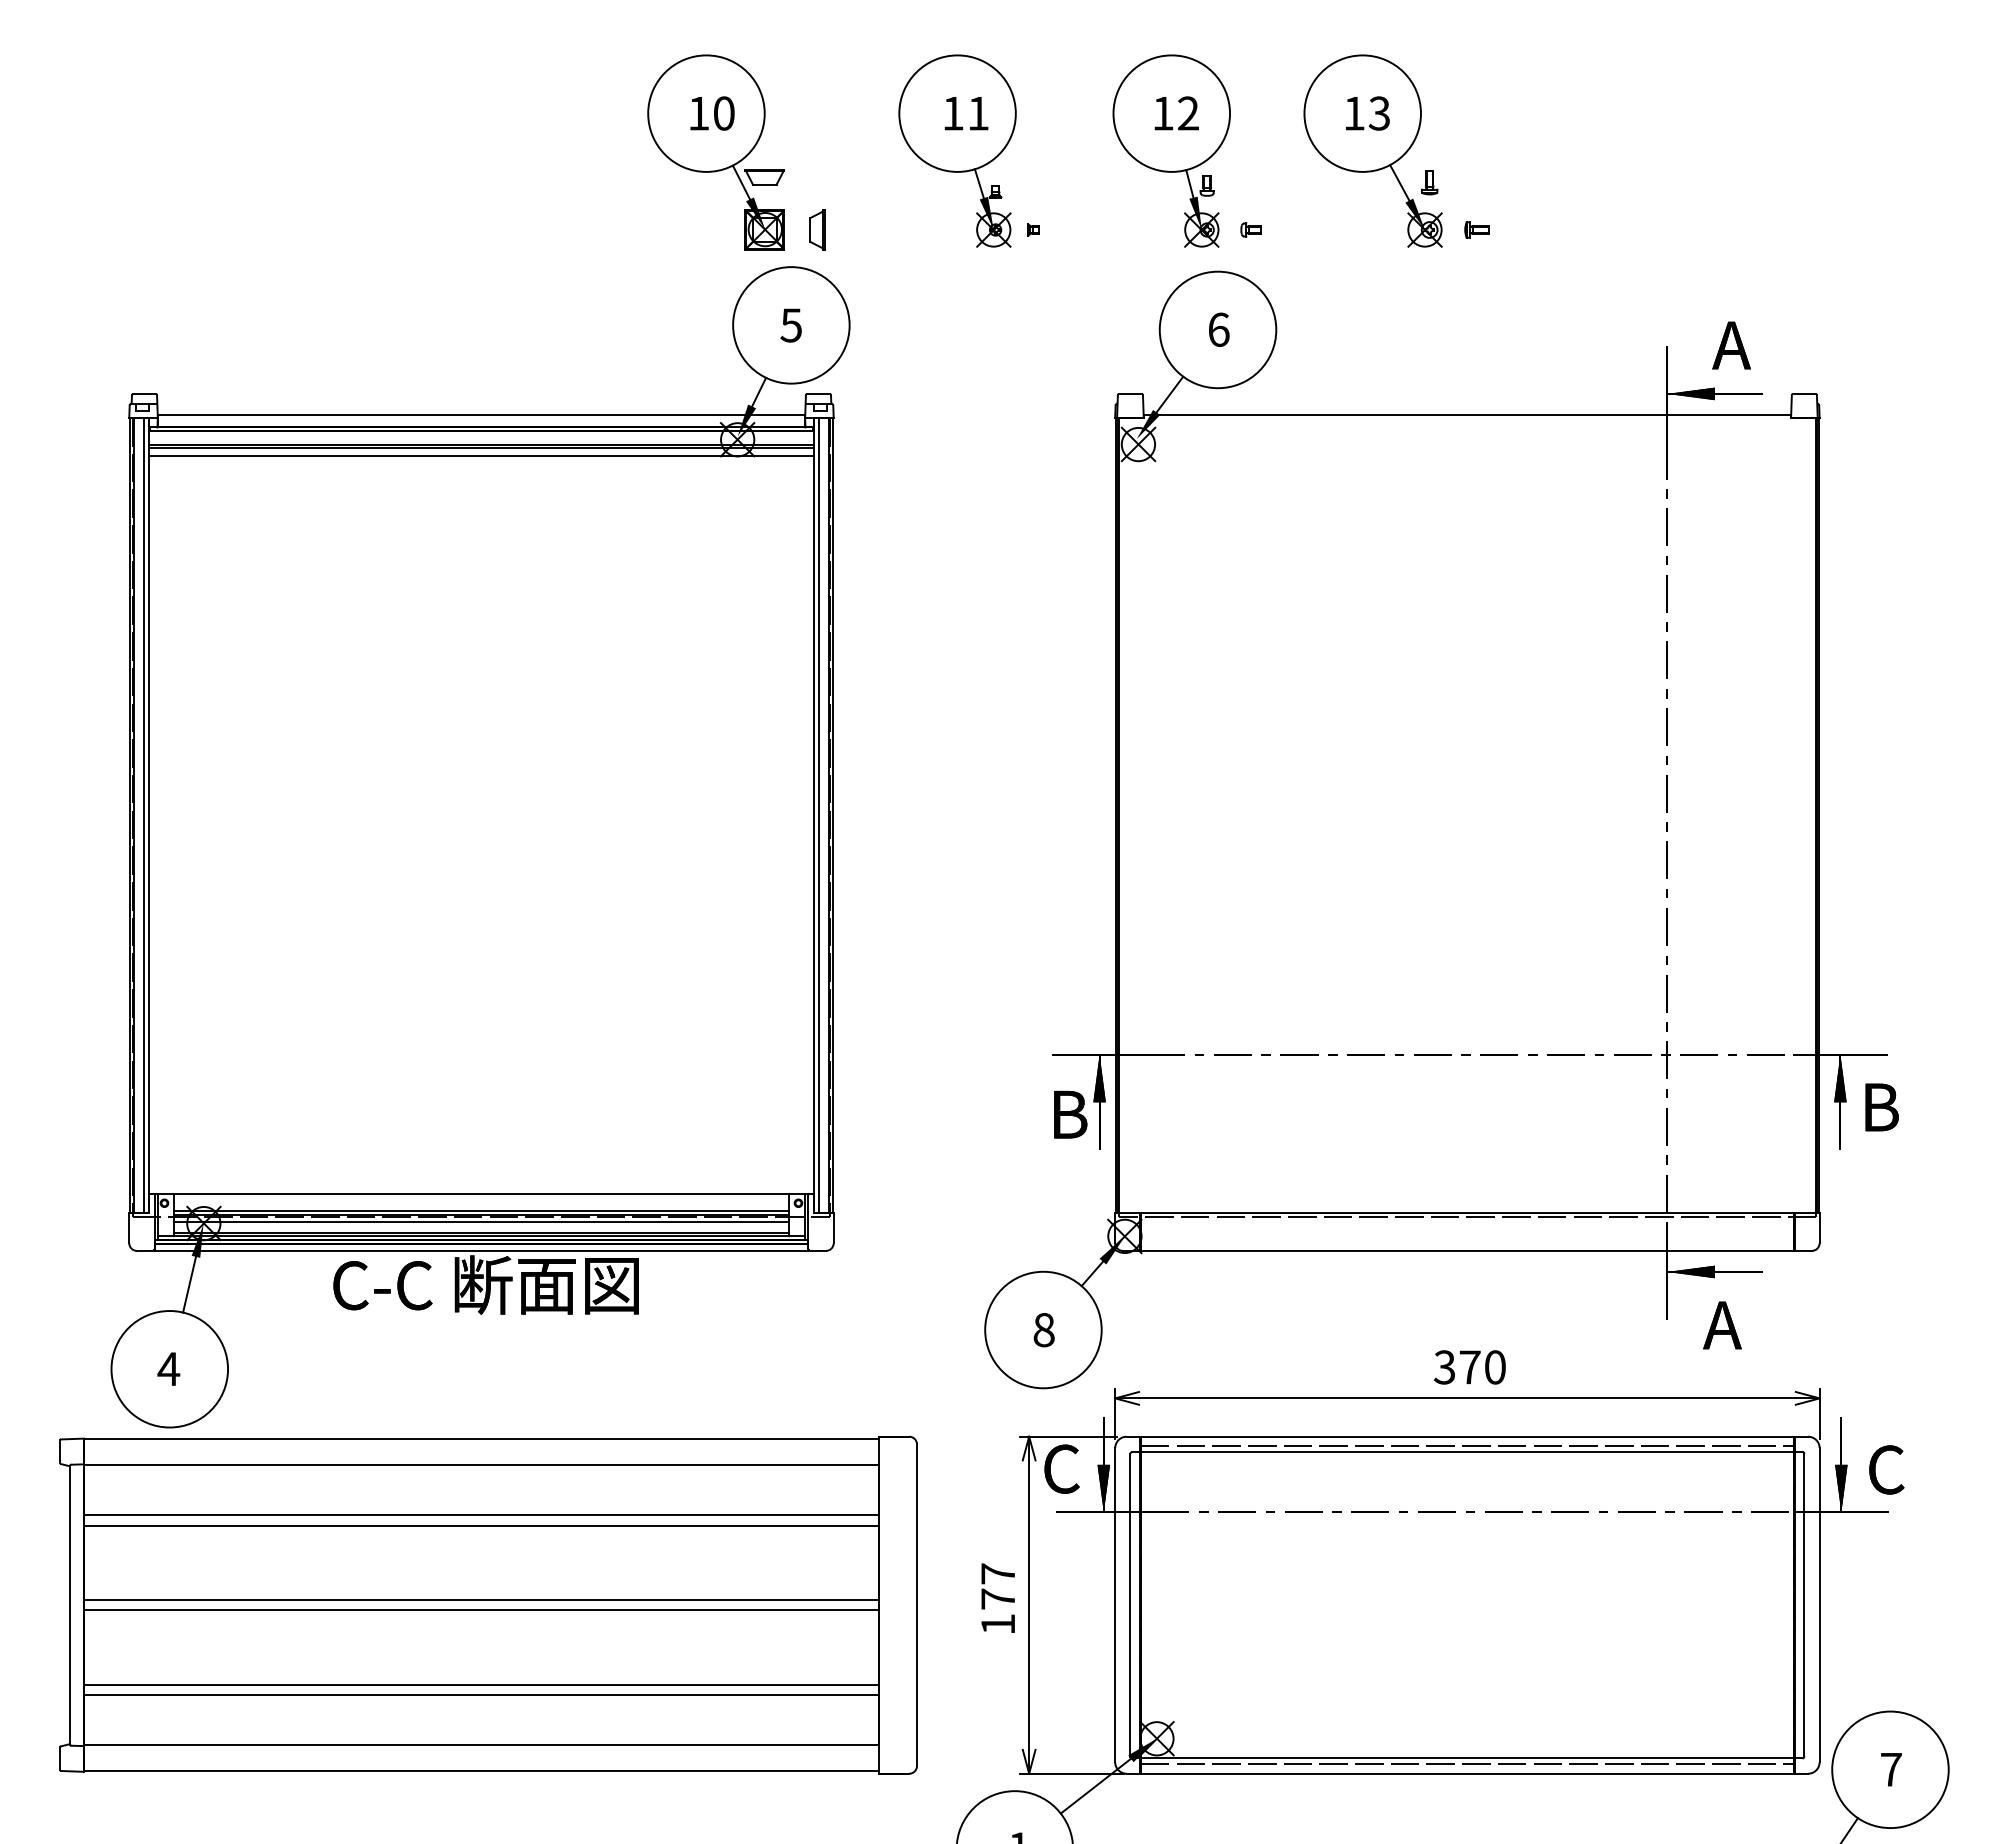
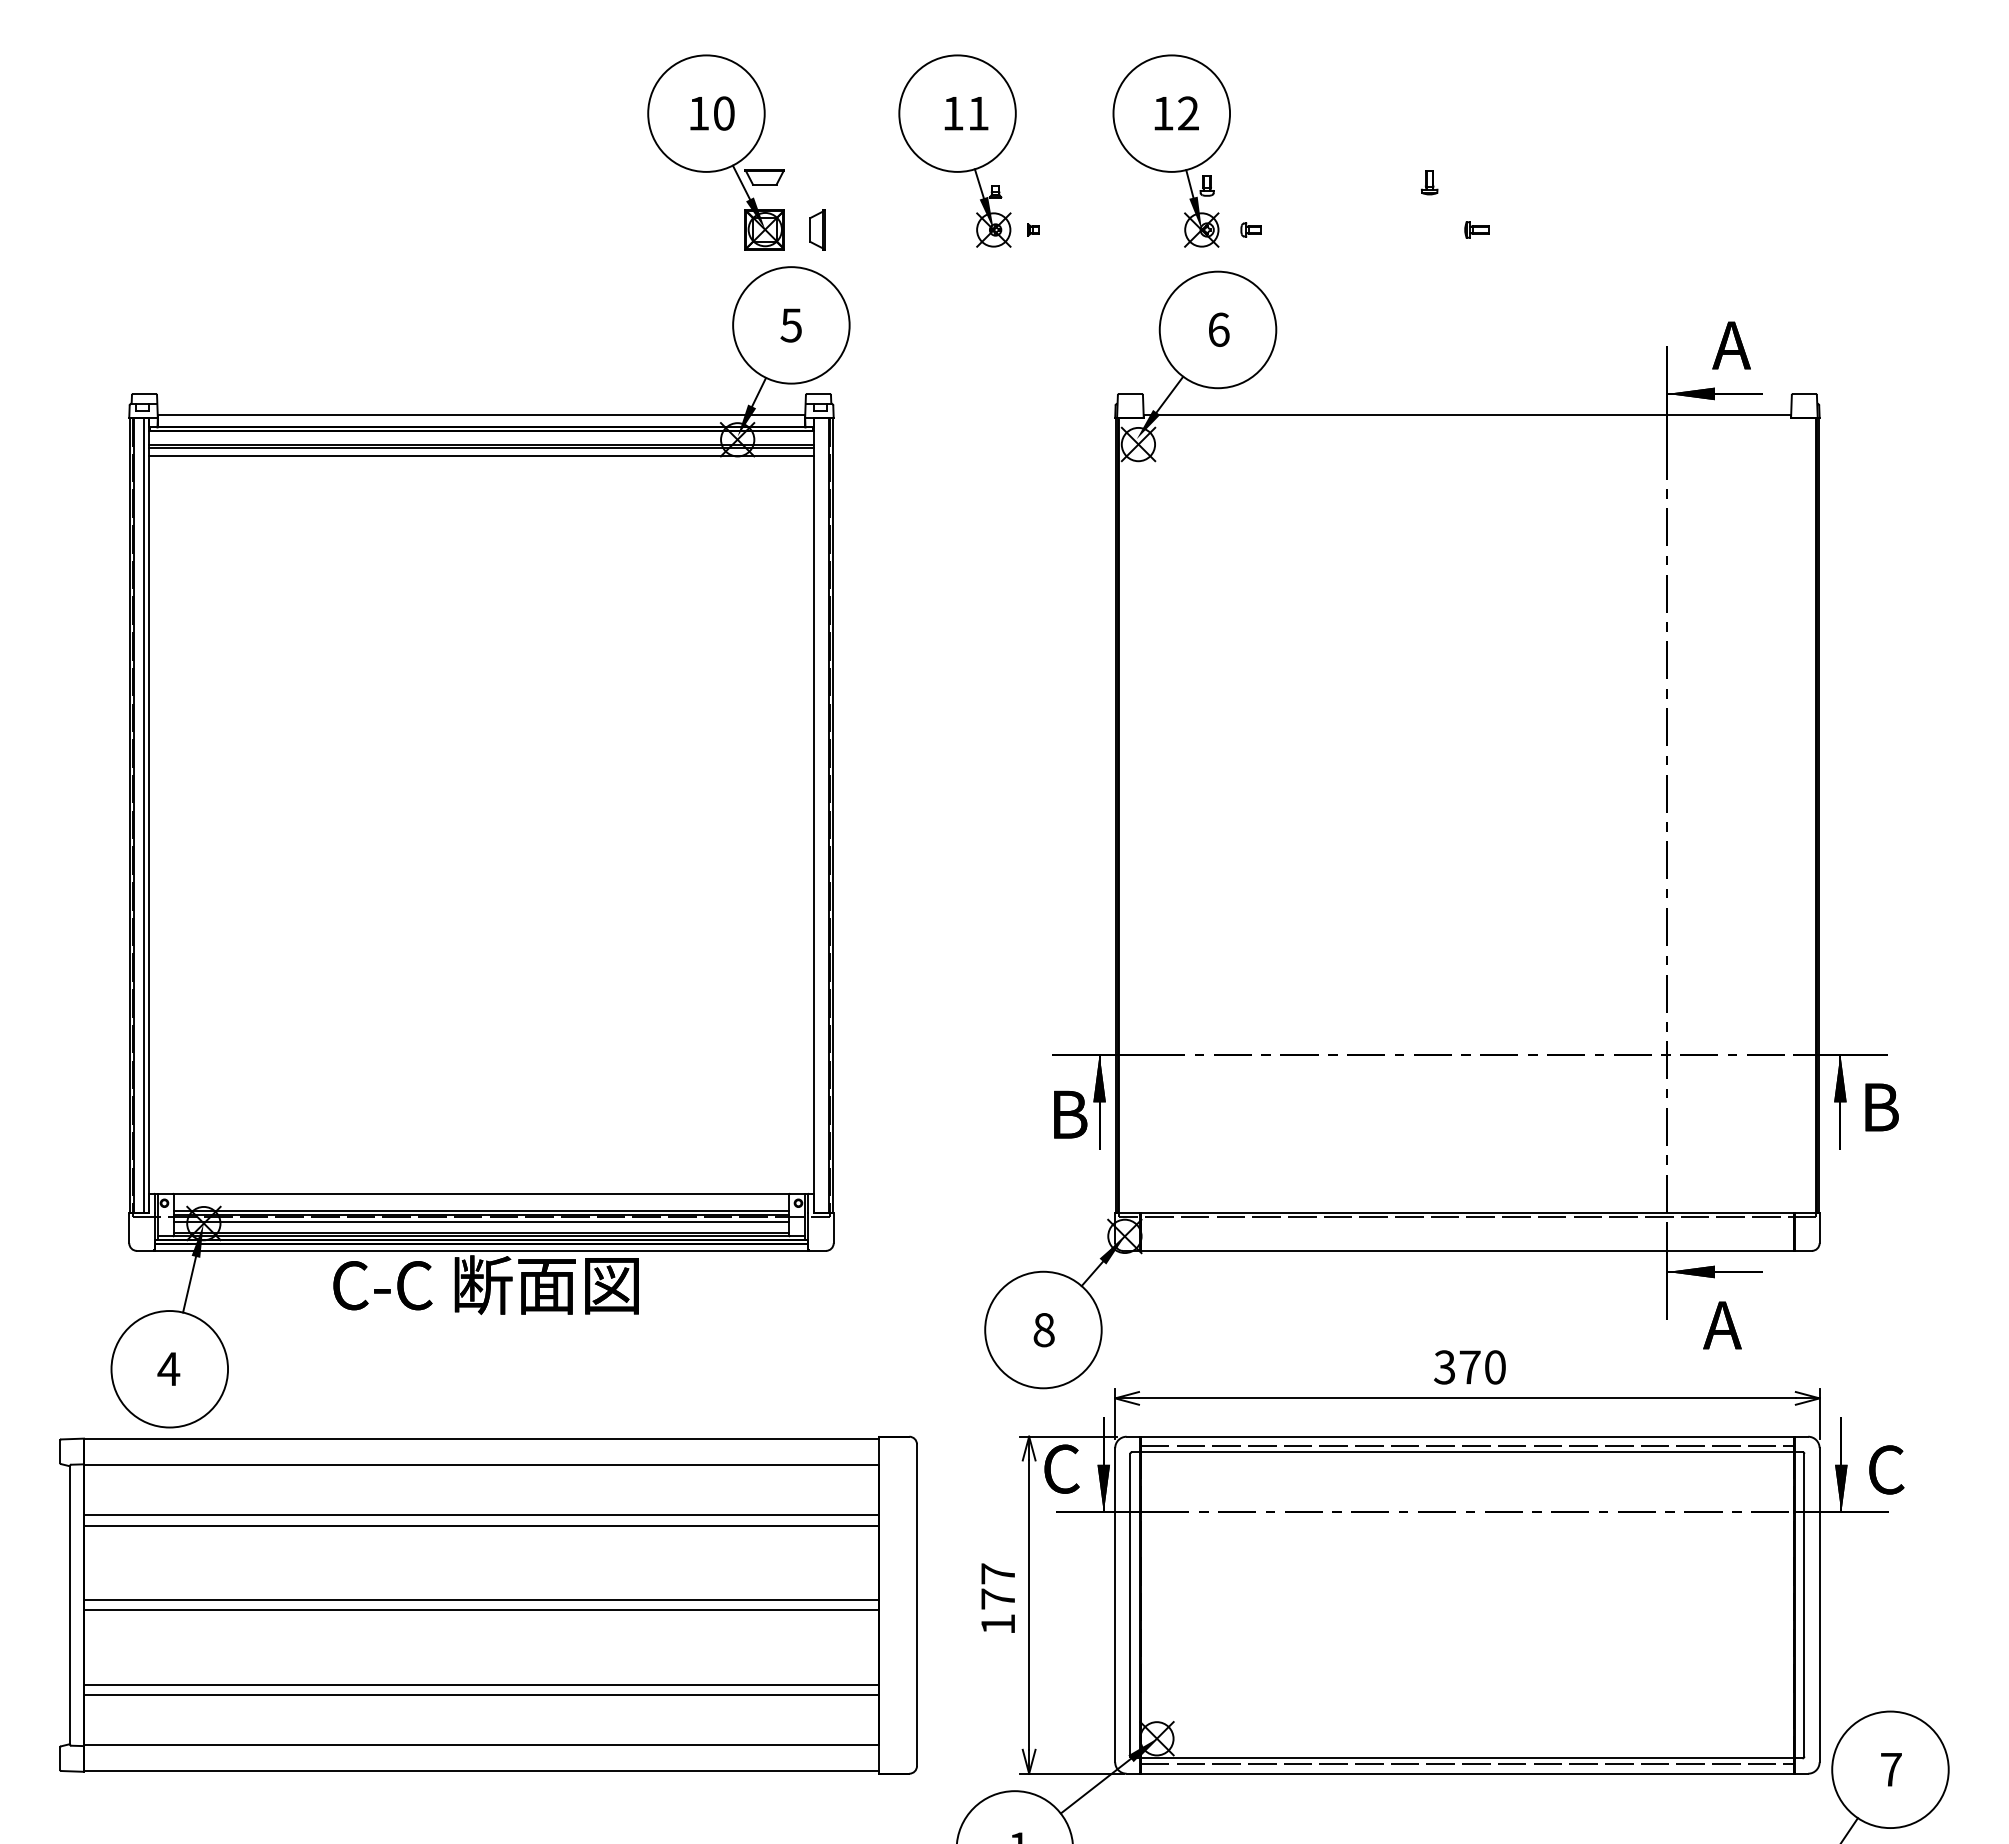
part: present -> none (1372, 150)
line: present -> none (819, 814)
